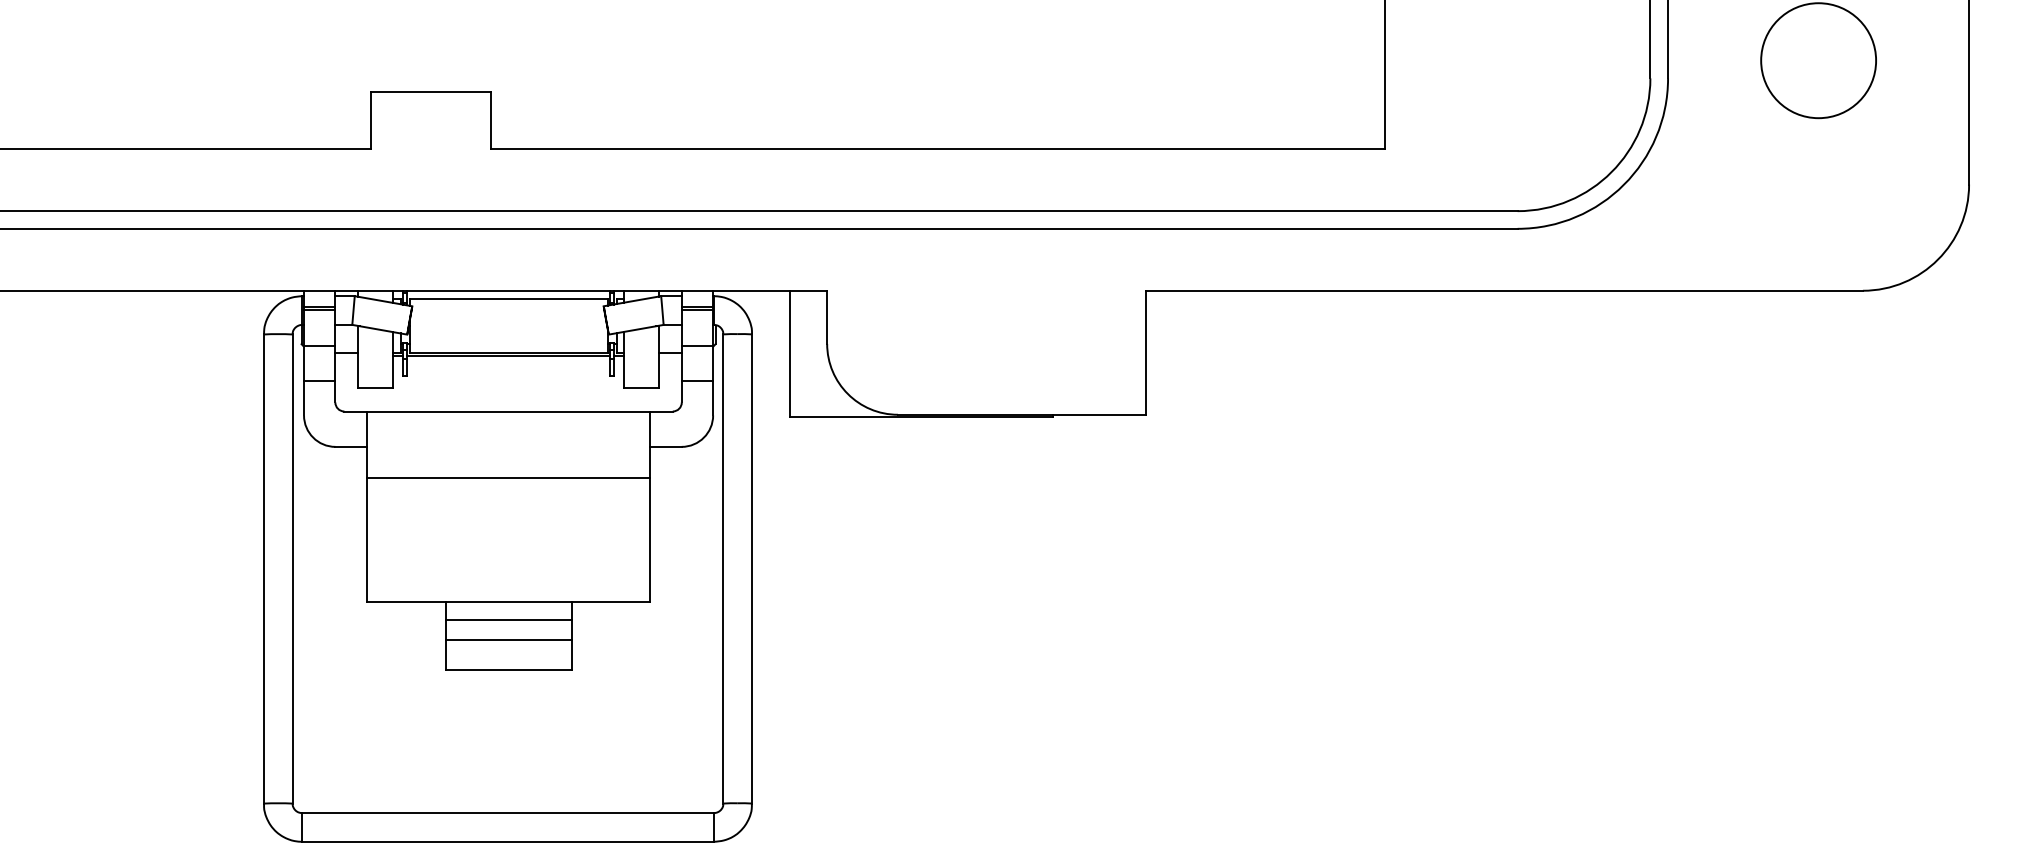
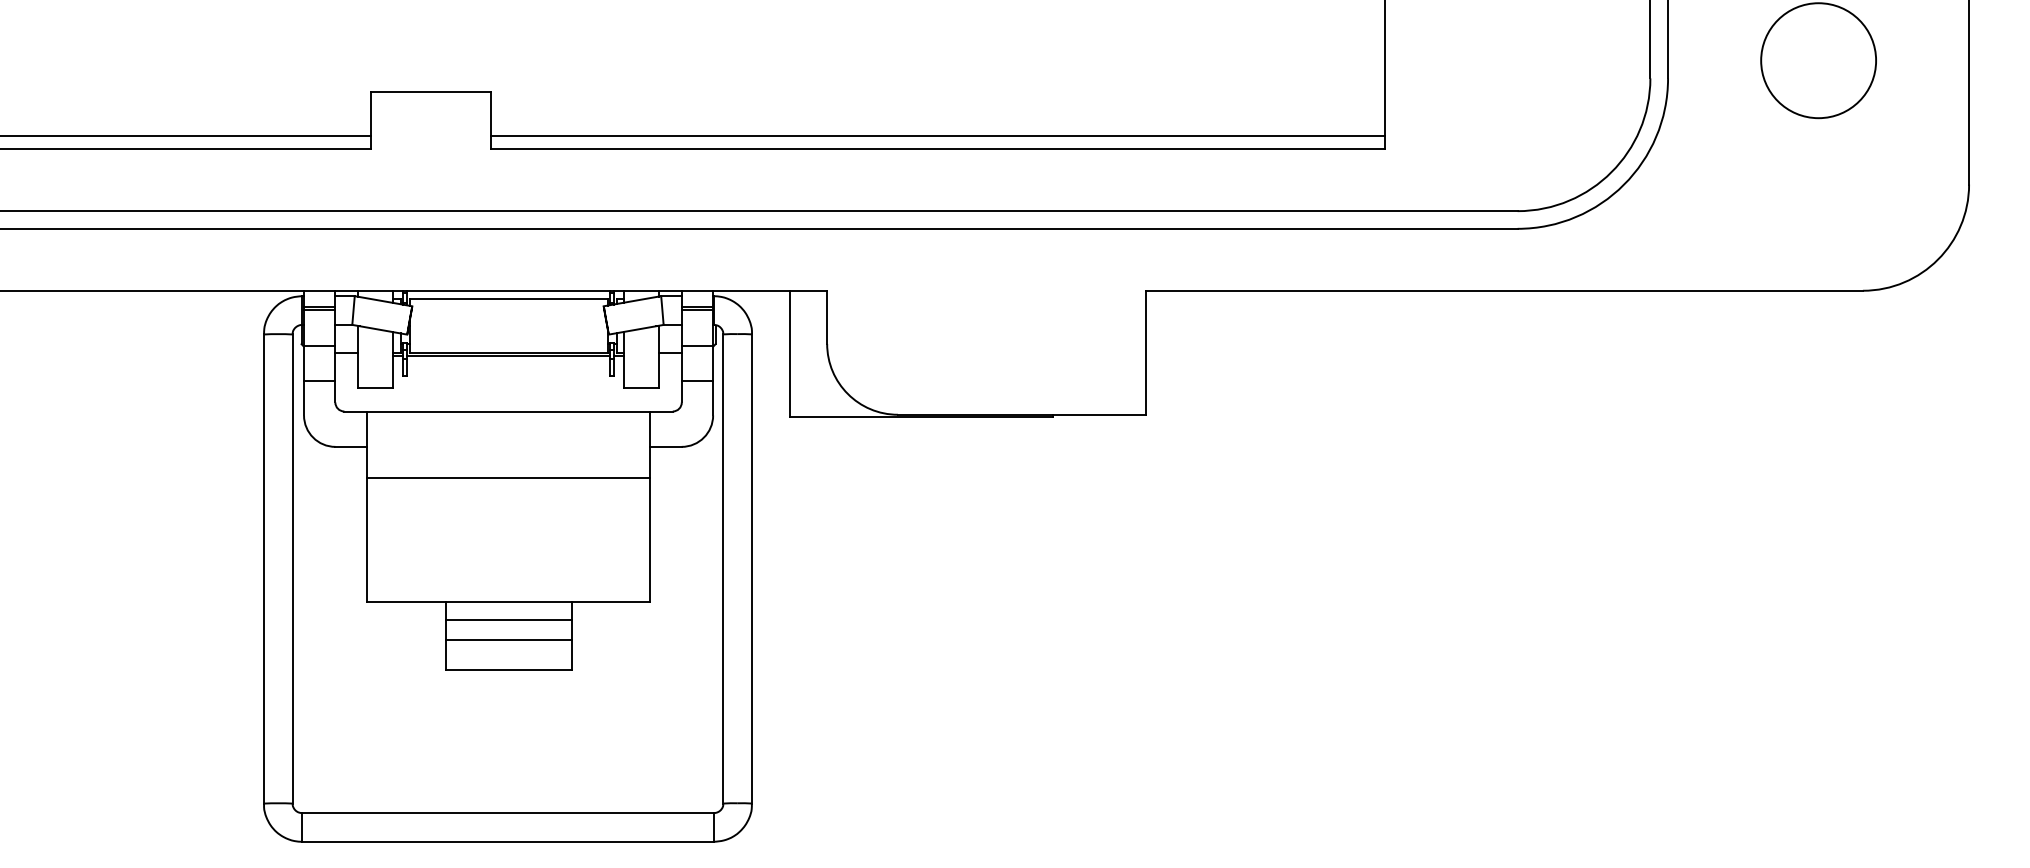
line: none -> present (186, 136)
line: none -> present (937, 136)
